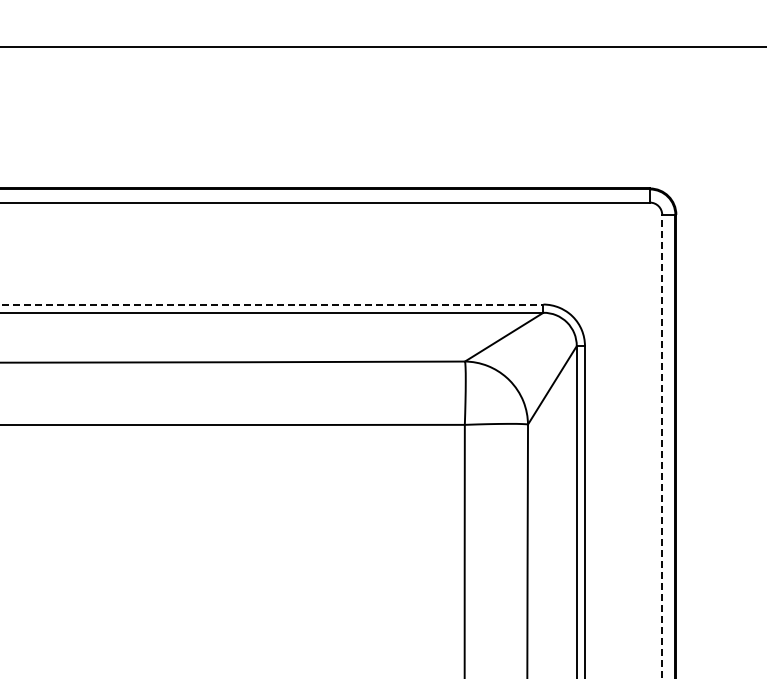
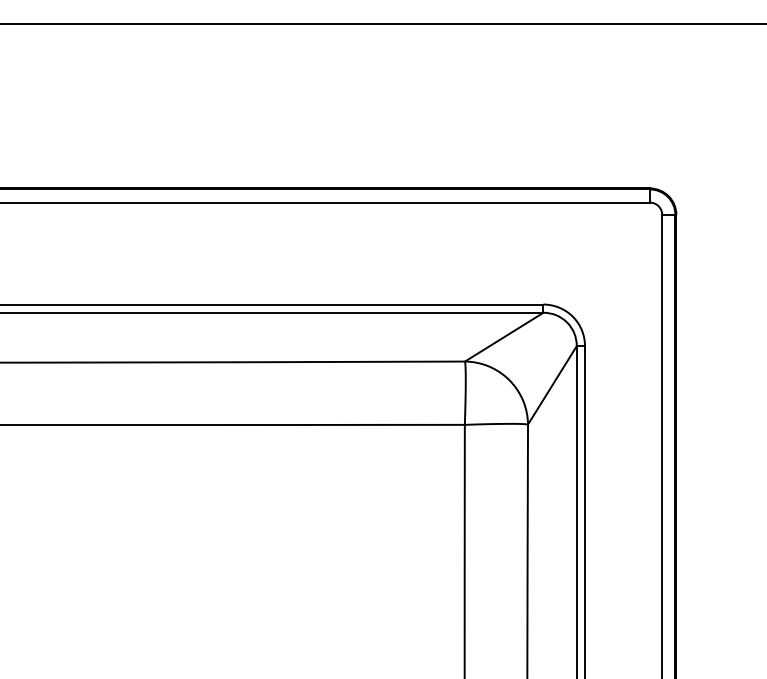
line position: (382, 46) -> (382, 23) (382, 23)
line: dashed -> solid (272, 304)
line: dashed -> solid (662, 446)
